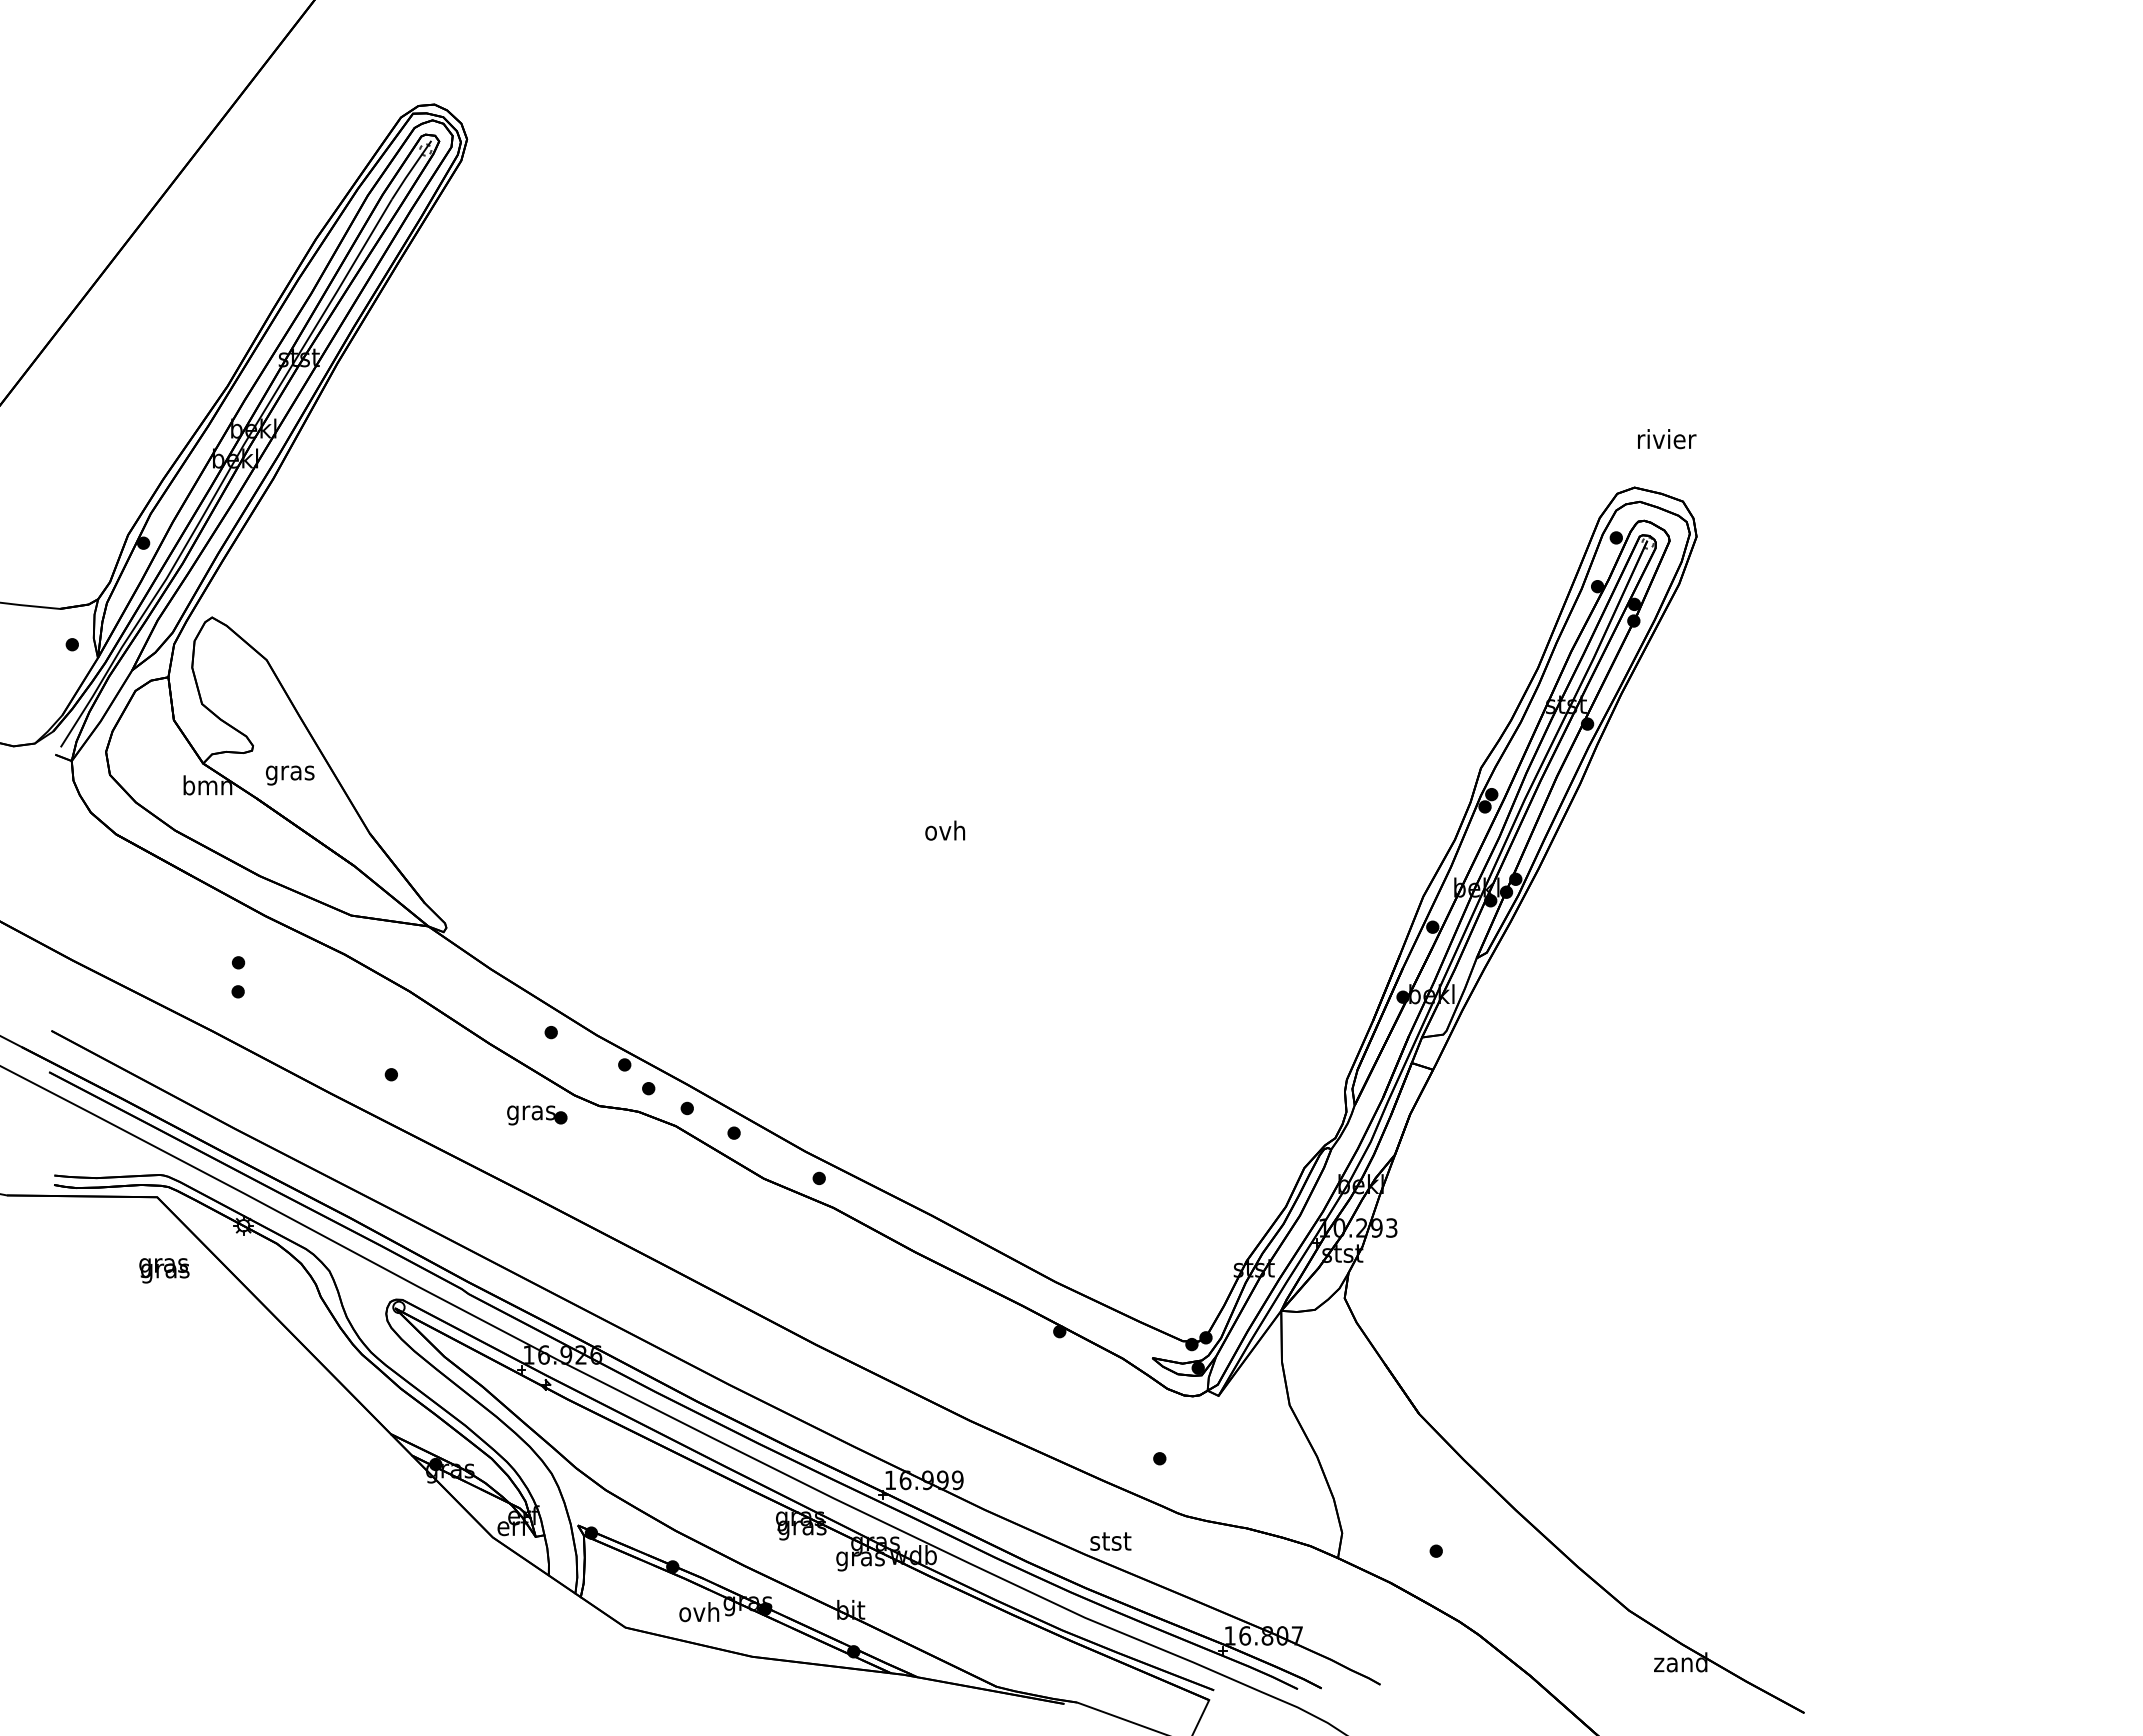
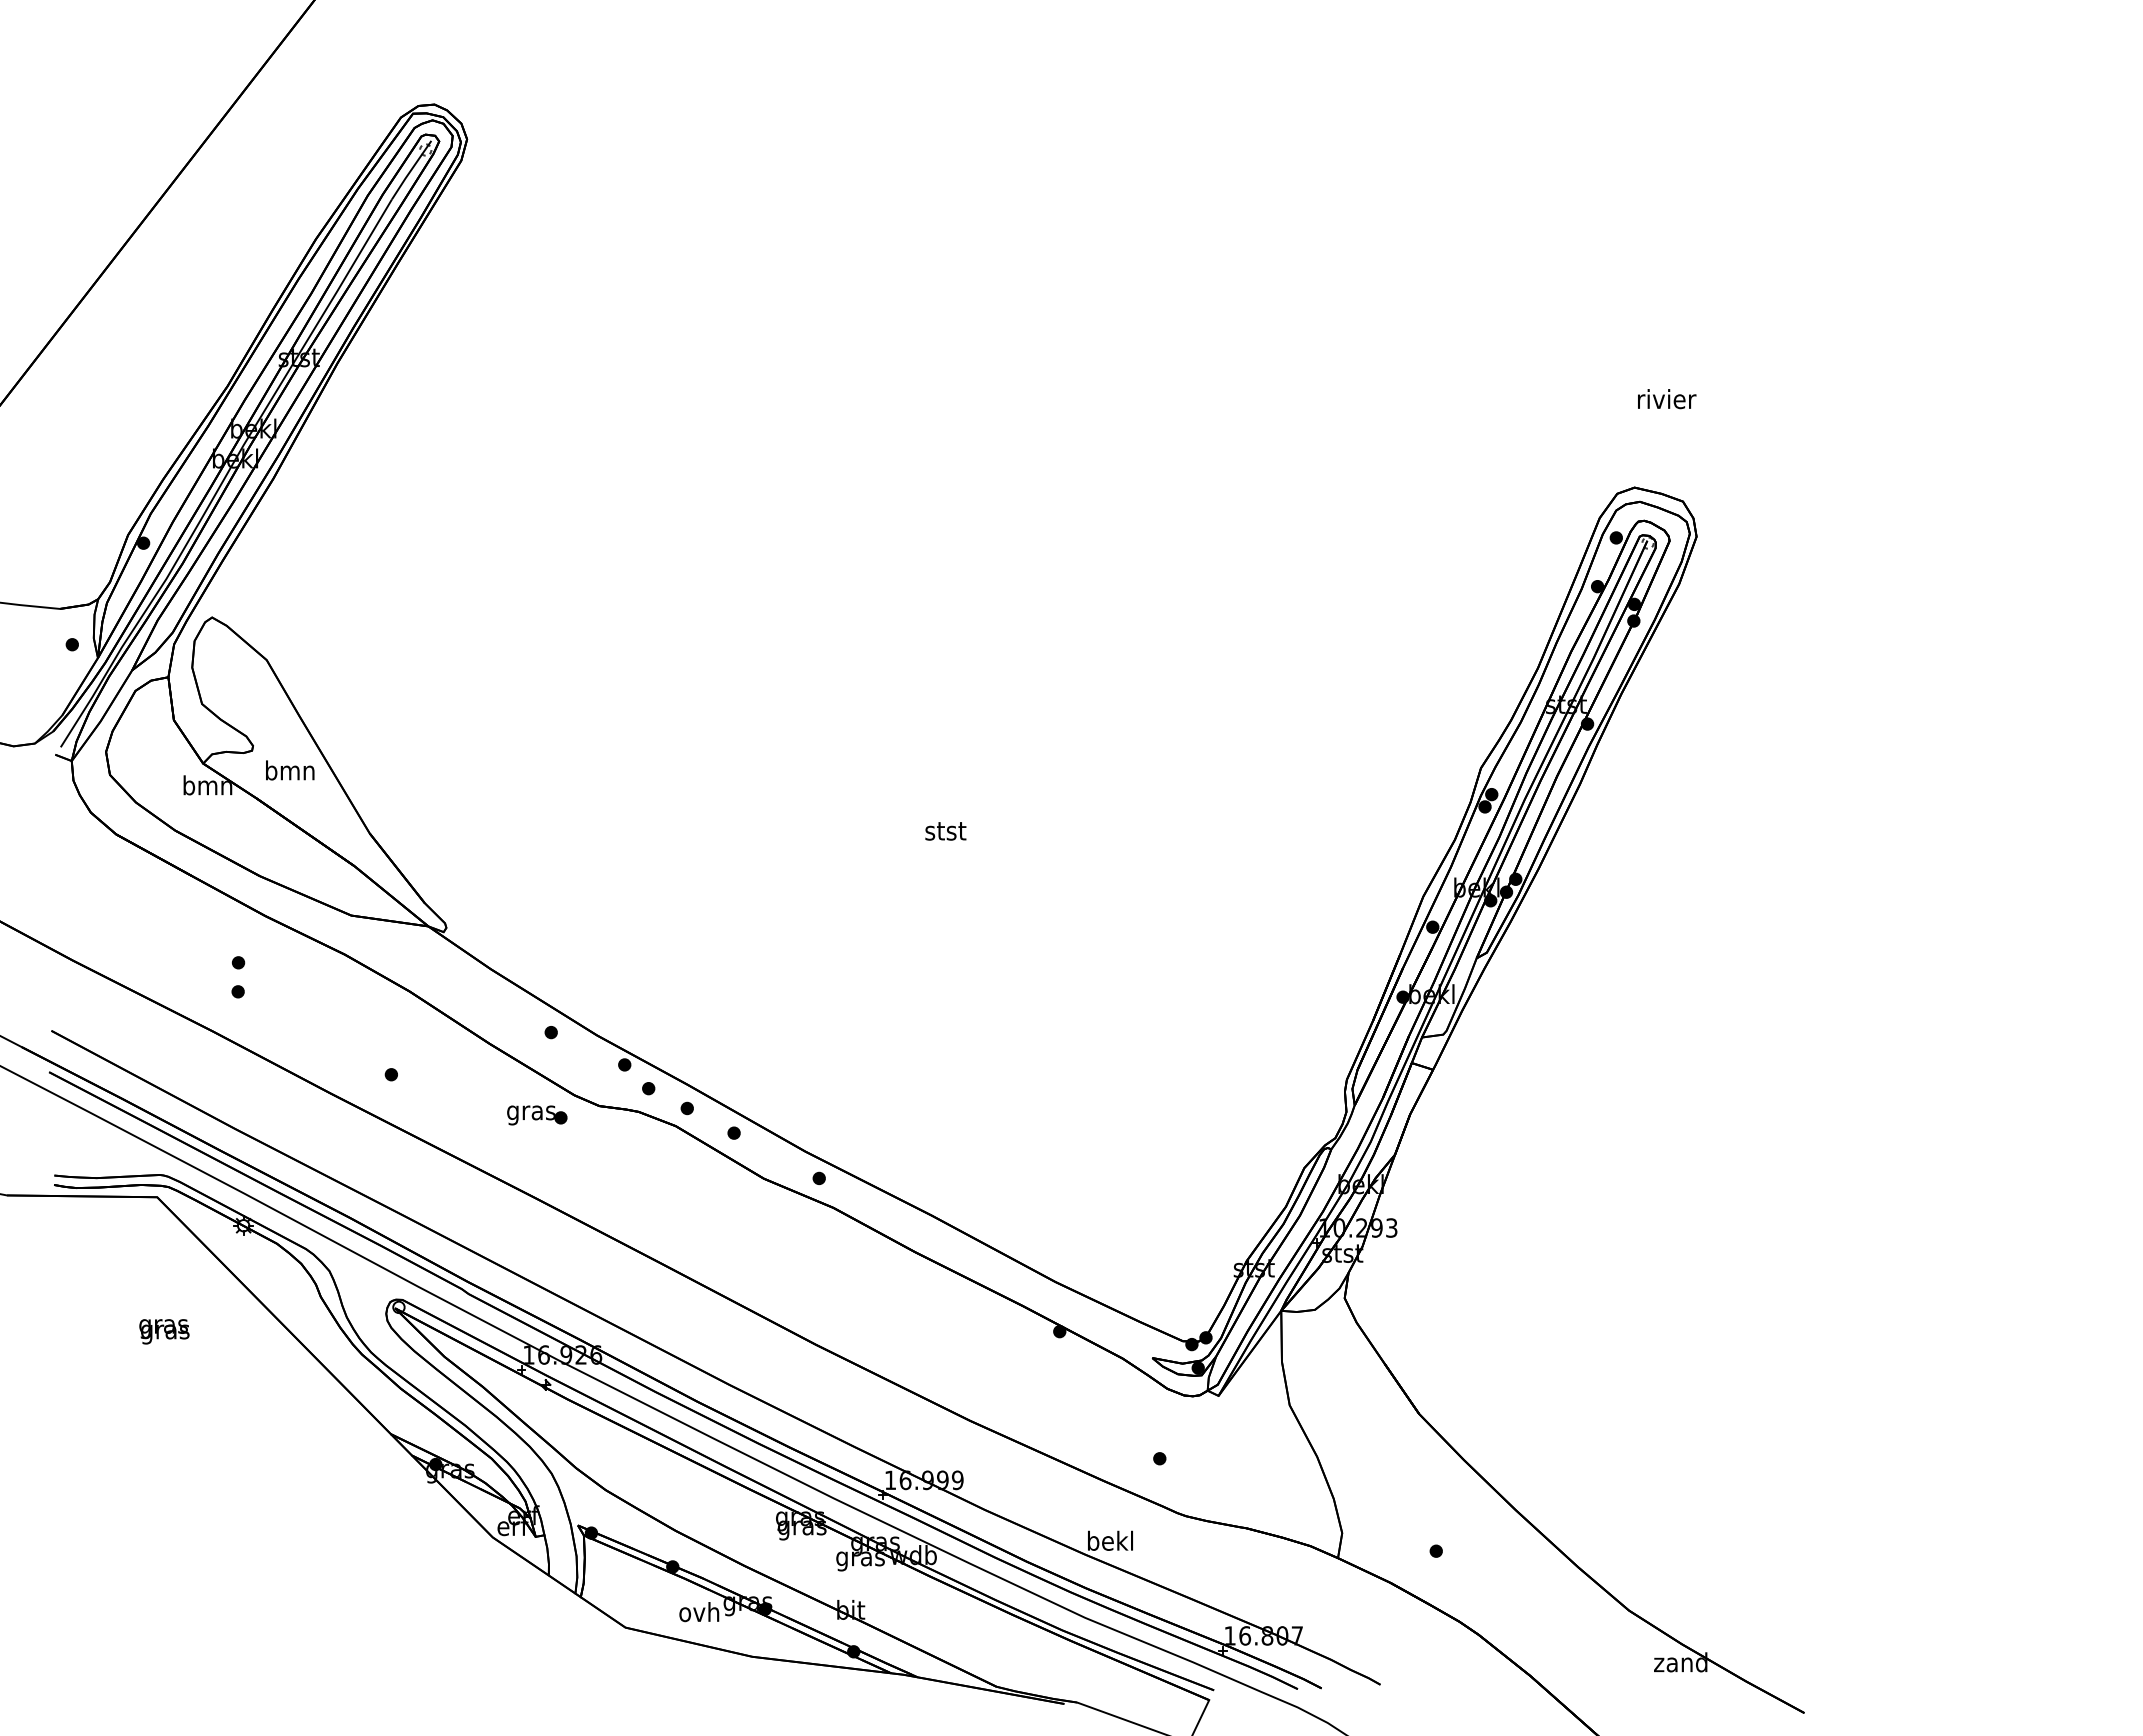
text position: (1667, 439) -> (1667, 399) (1667, 399)
text: gras -> bmn (290, 772)
text: ovh -> stst (945, 830)
text position: (164, 1270) -> (164, 1331) (164, 1331)
text: stst -> bekl (1110, 1540)
